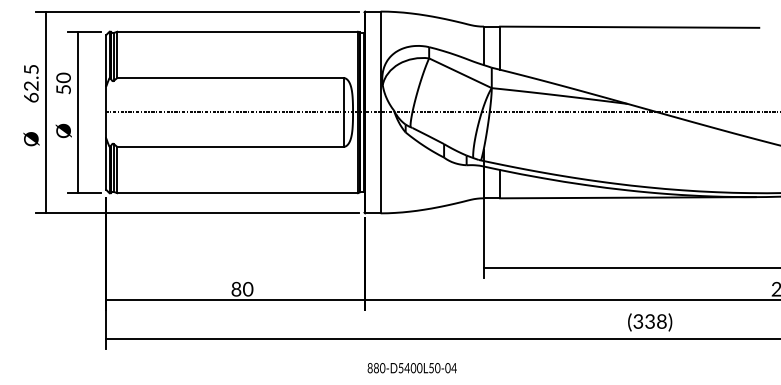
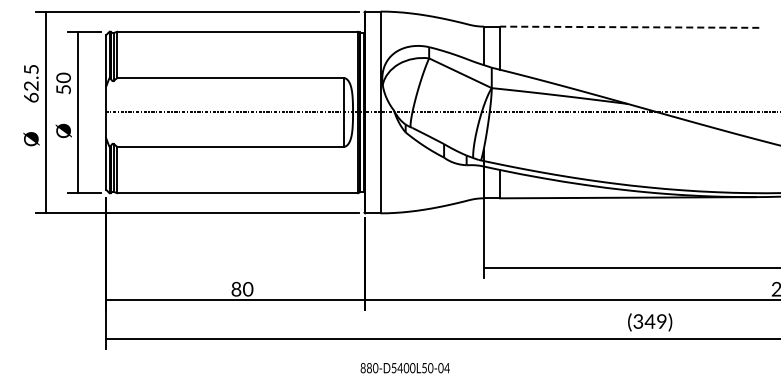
line: solid -> dashed (629, 27)
text: (338) -> (349) (655, 321)
text position: (411, 368) -> (404, 368) (404, 368)
